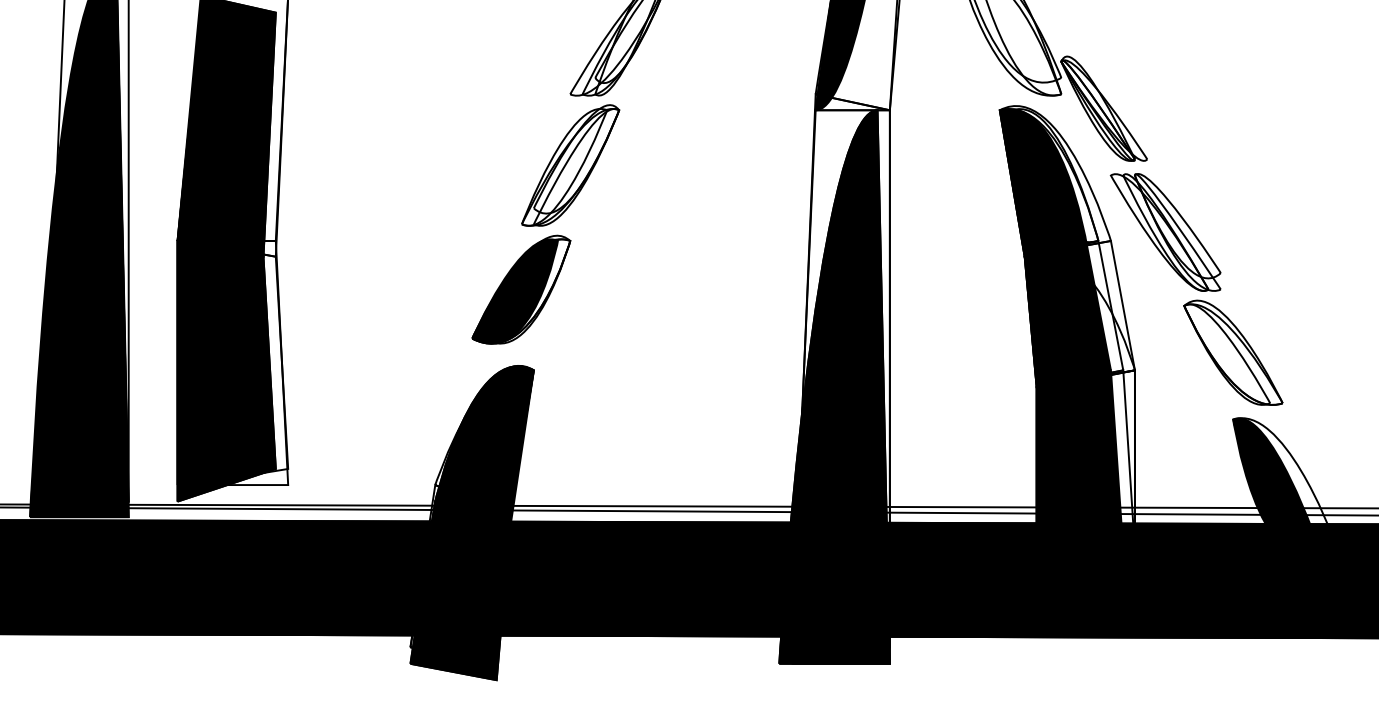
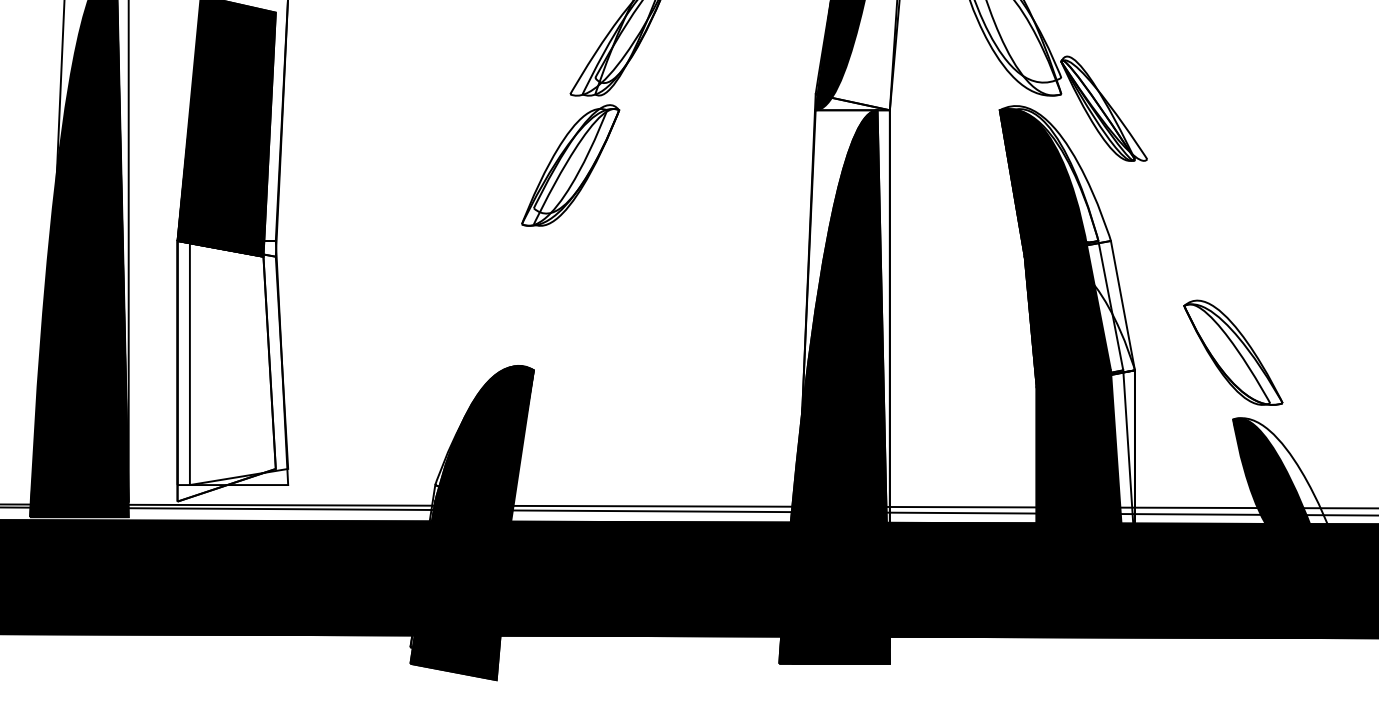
part: present -> none (1165, 232)
part: present -> none (521, 289)
fill: present -> none (226, 370)
